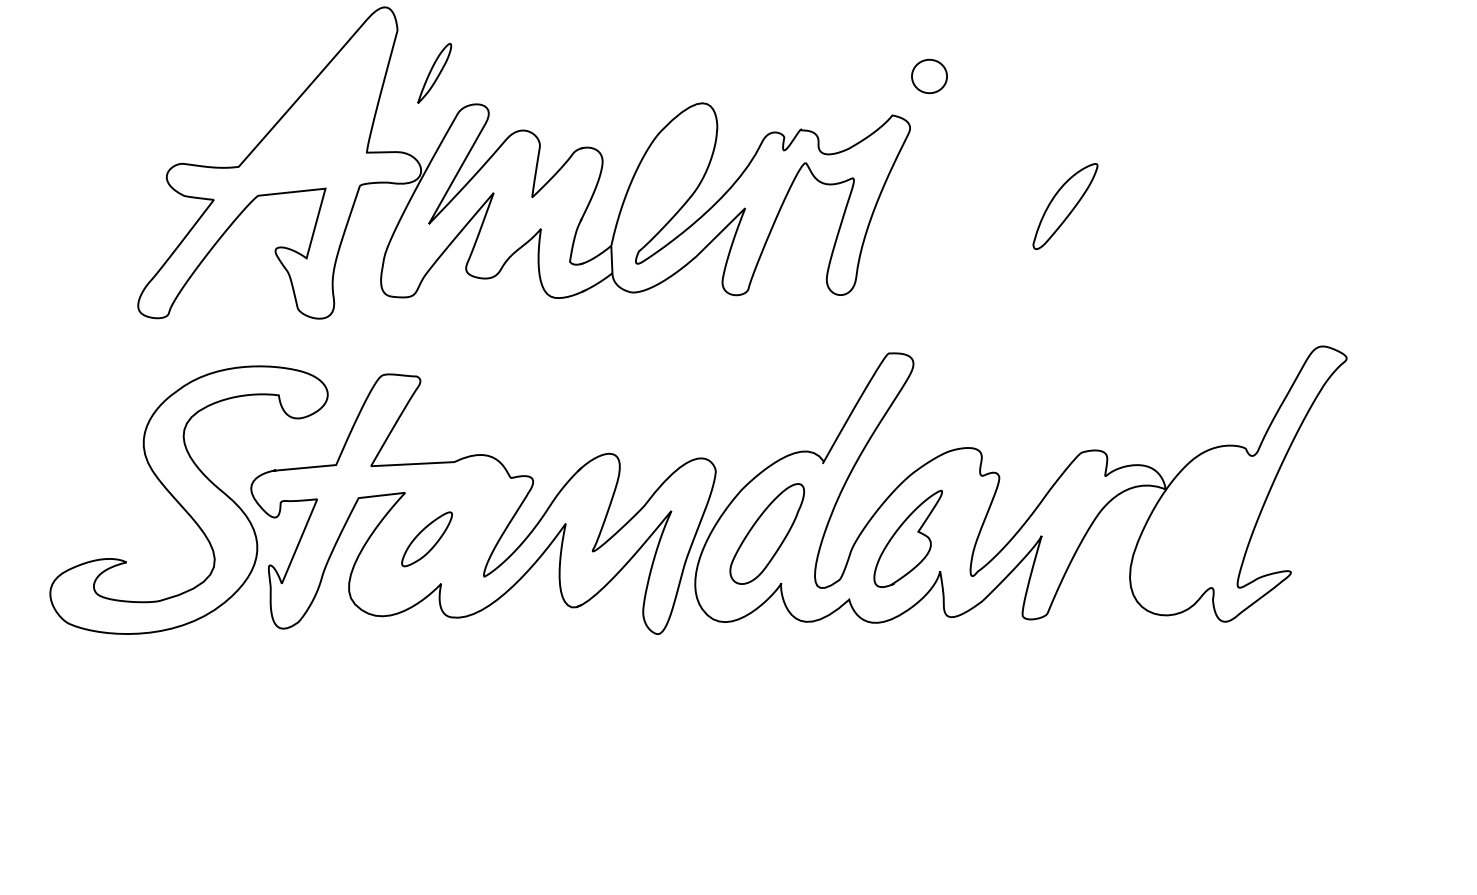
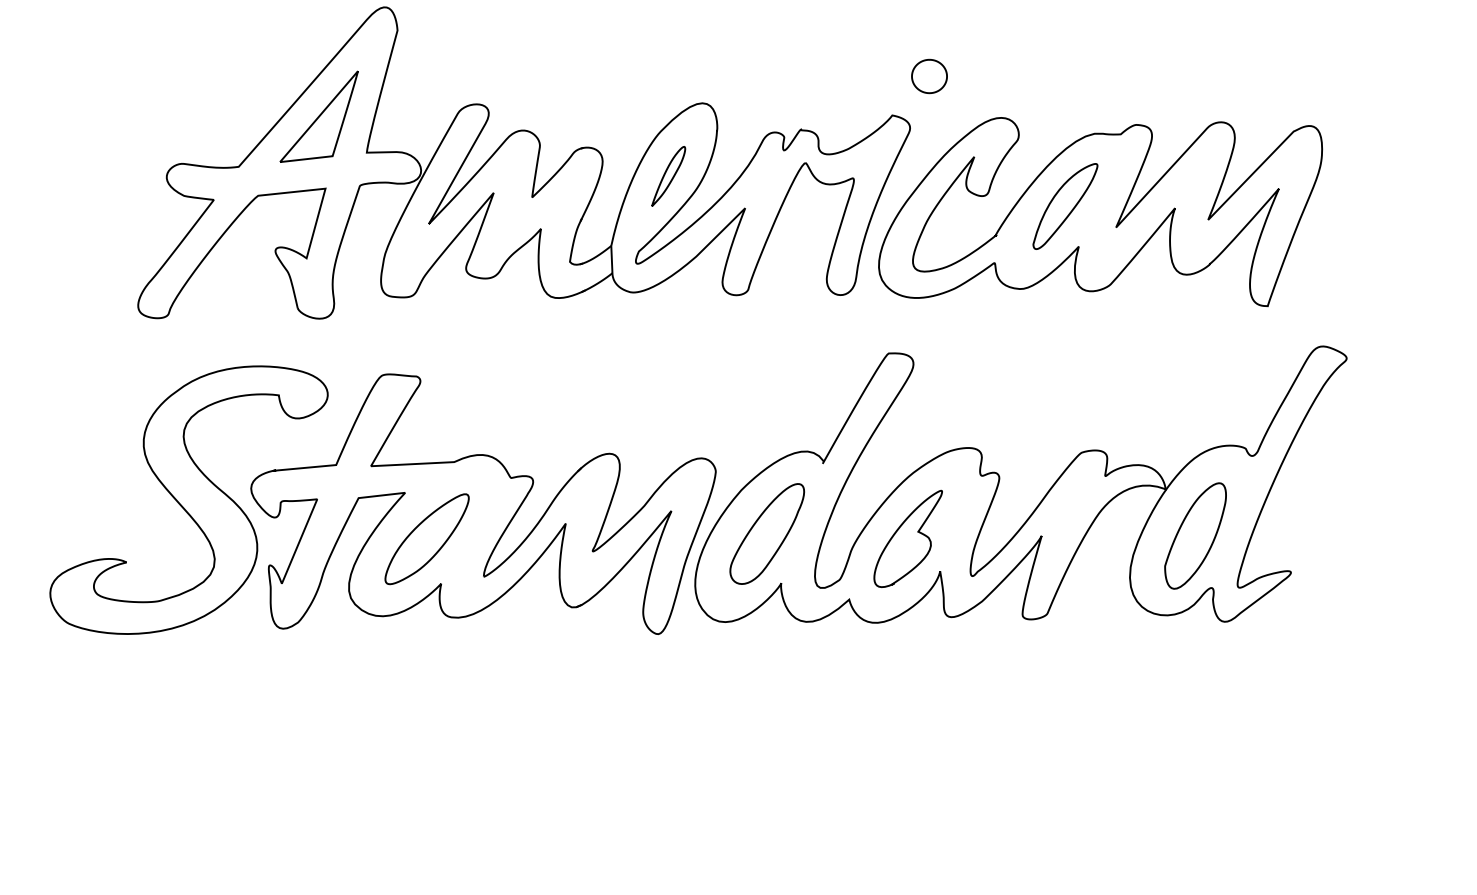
part position: (434, 73) -> (668, 176) (668, 176)
part: none -> present (318, 116)
part: none -> present (1100, 212)
part: none -> present (1195, 535)
part size: 52x57 px -> 86x93 px (426, 539)
